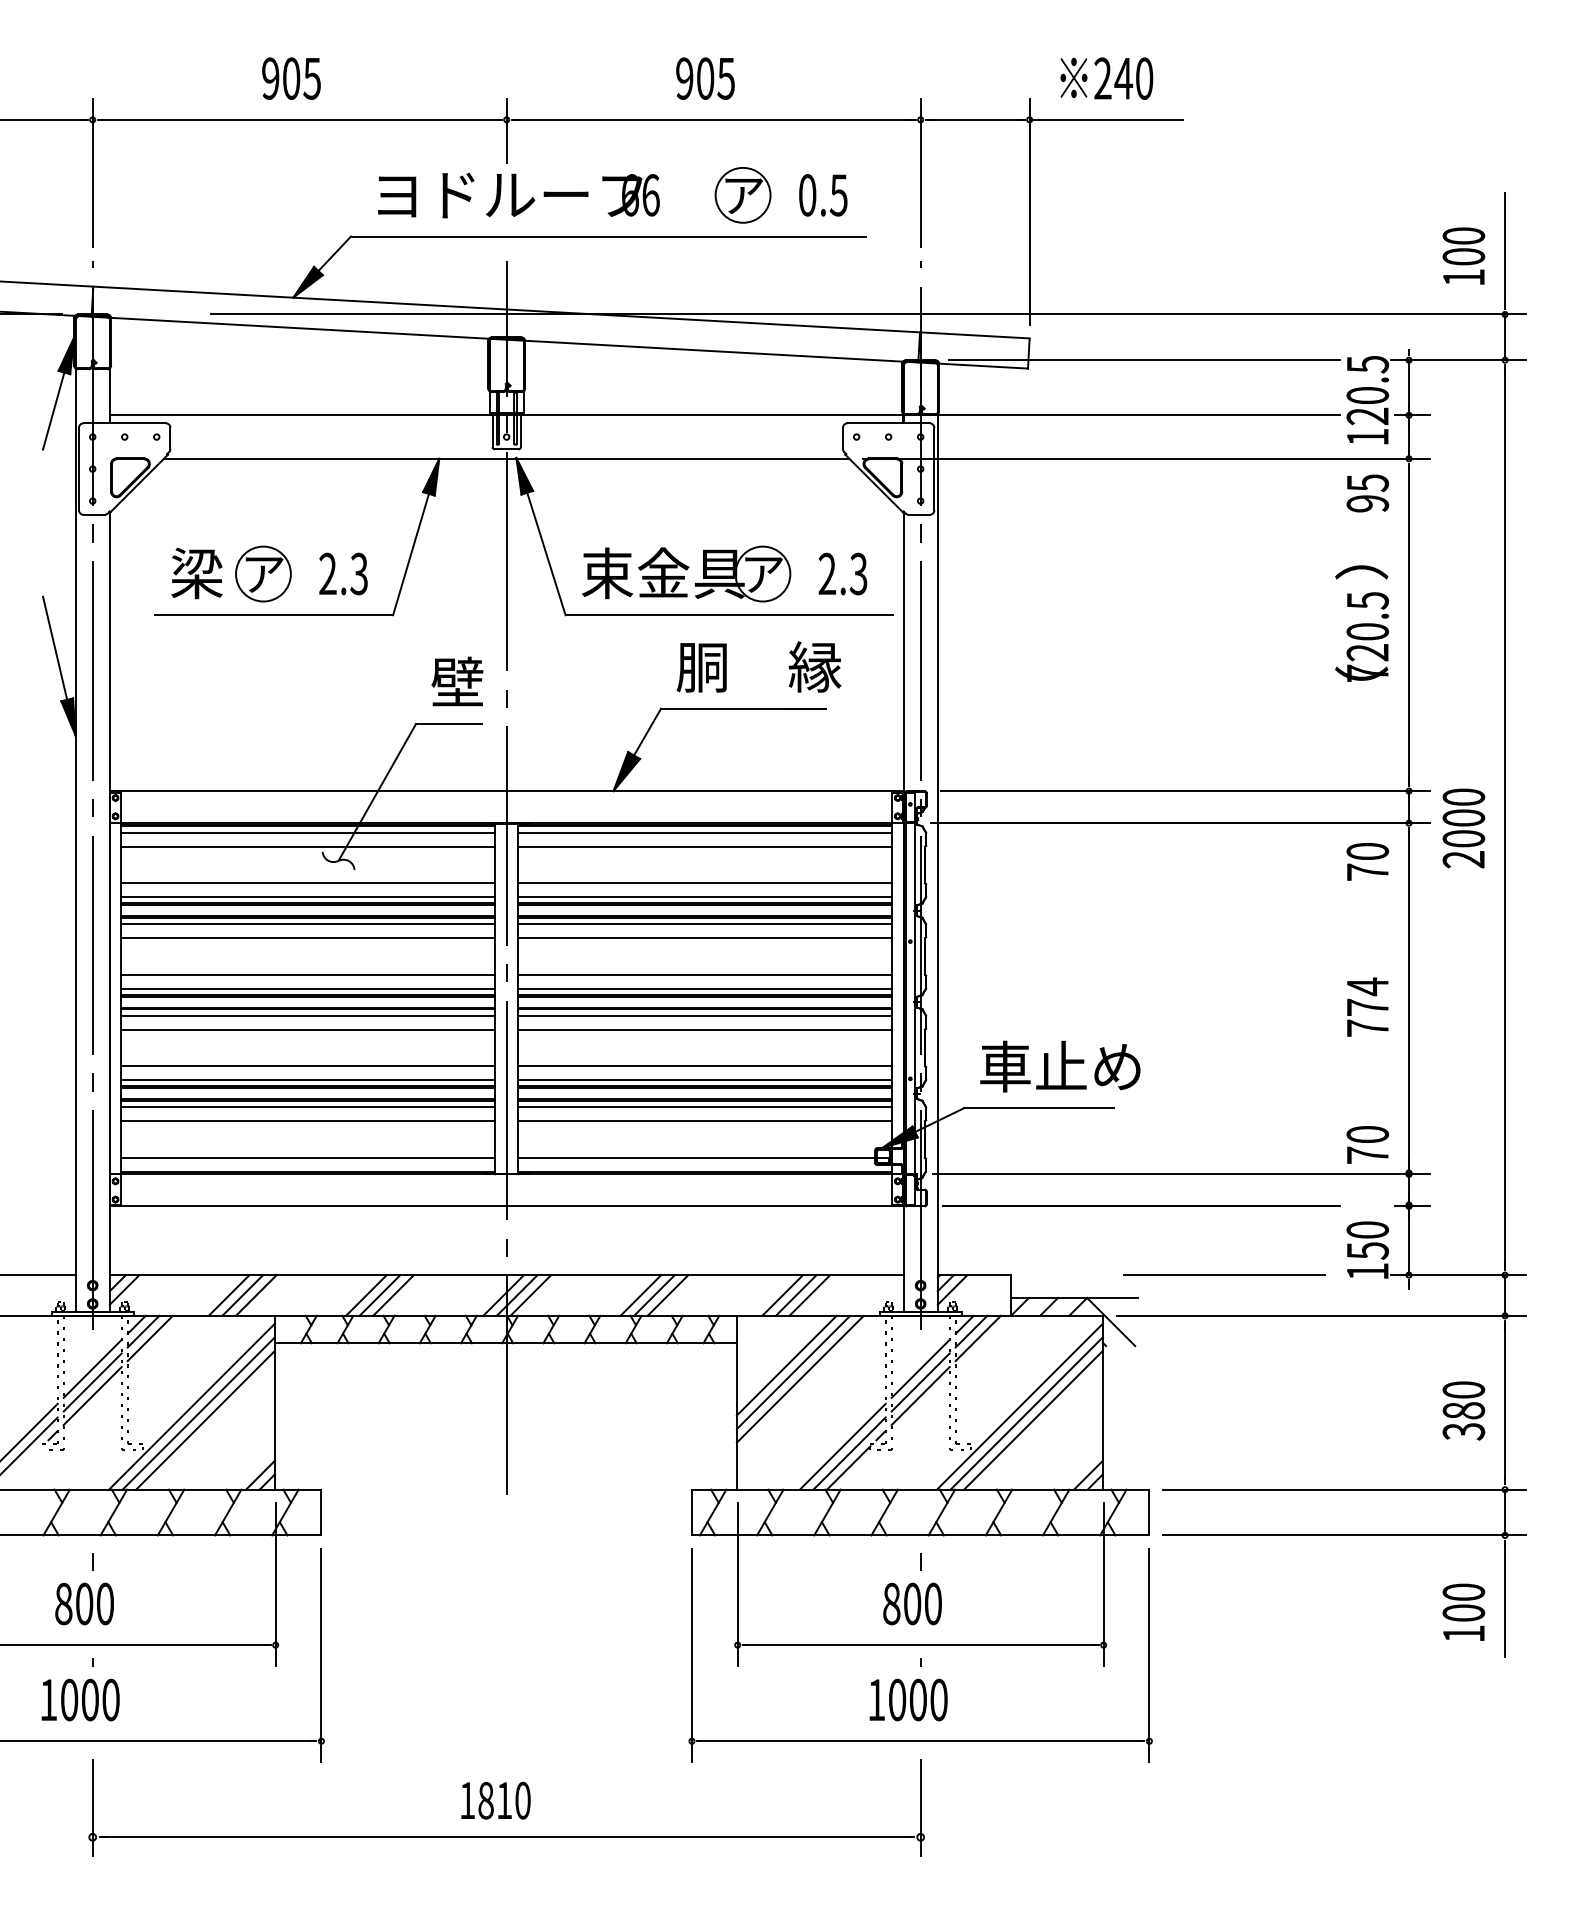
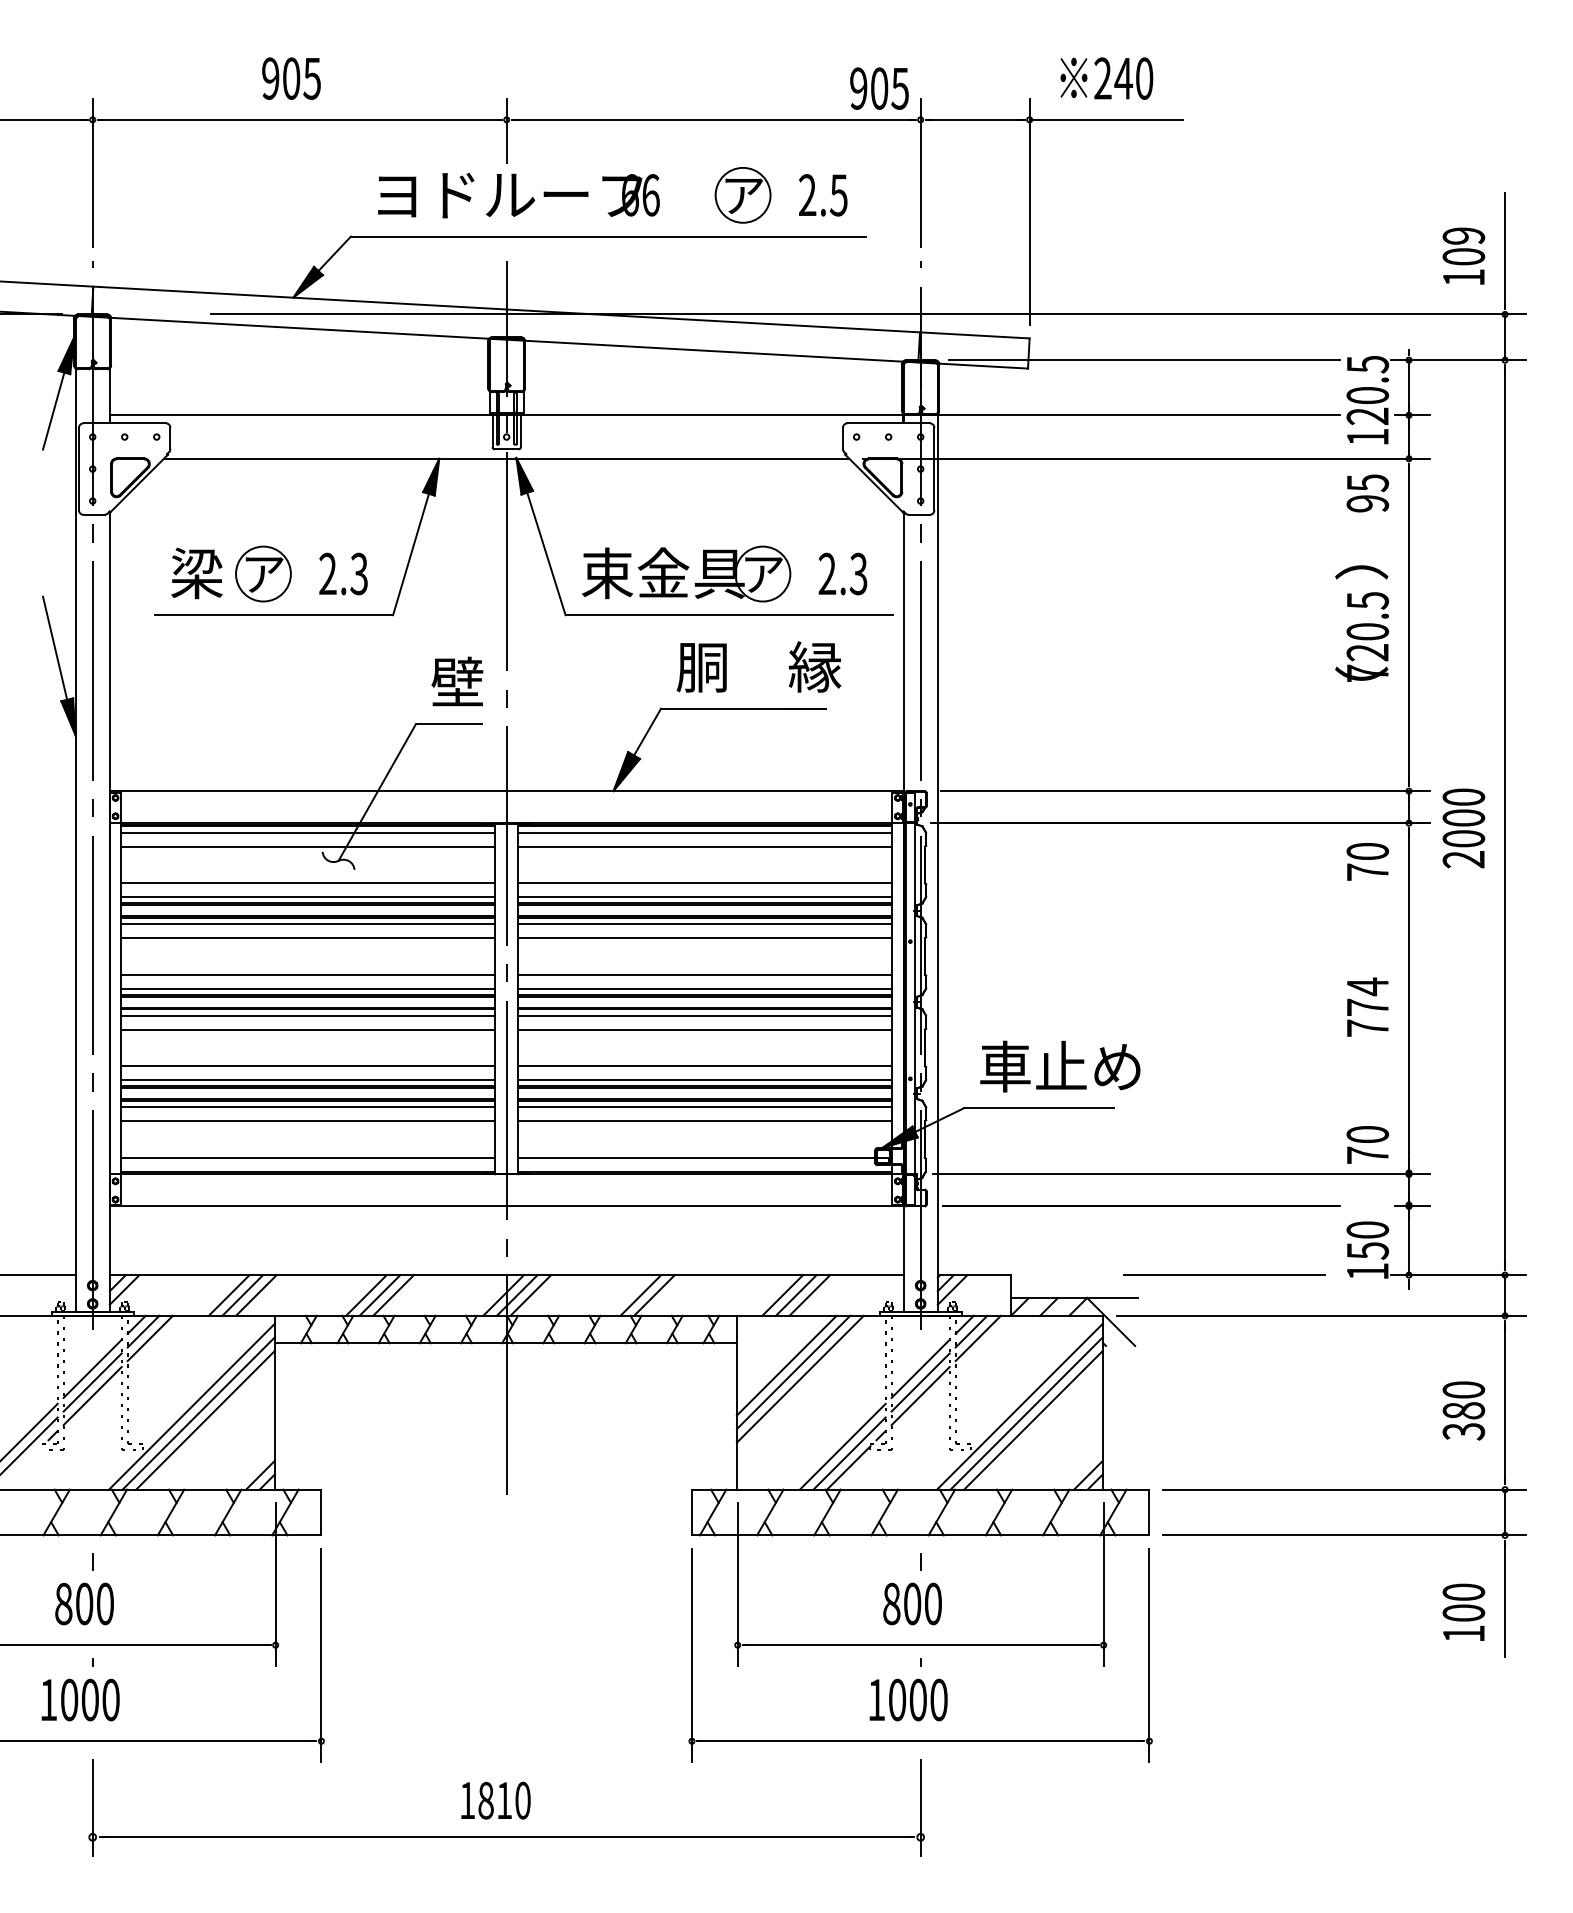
text position: (705, 78) -> (879, 88) (879, 88)
text: 0.5 -> 2.5 (807, 195)
text: 100 -> 109 (1463, 235)
line: present -> none (667, 1295)
